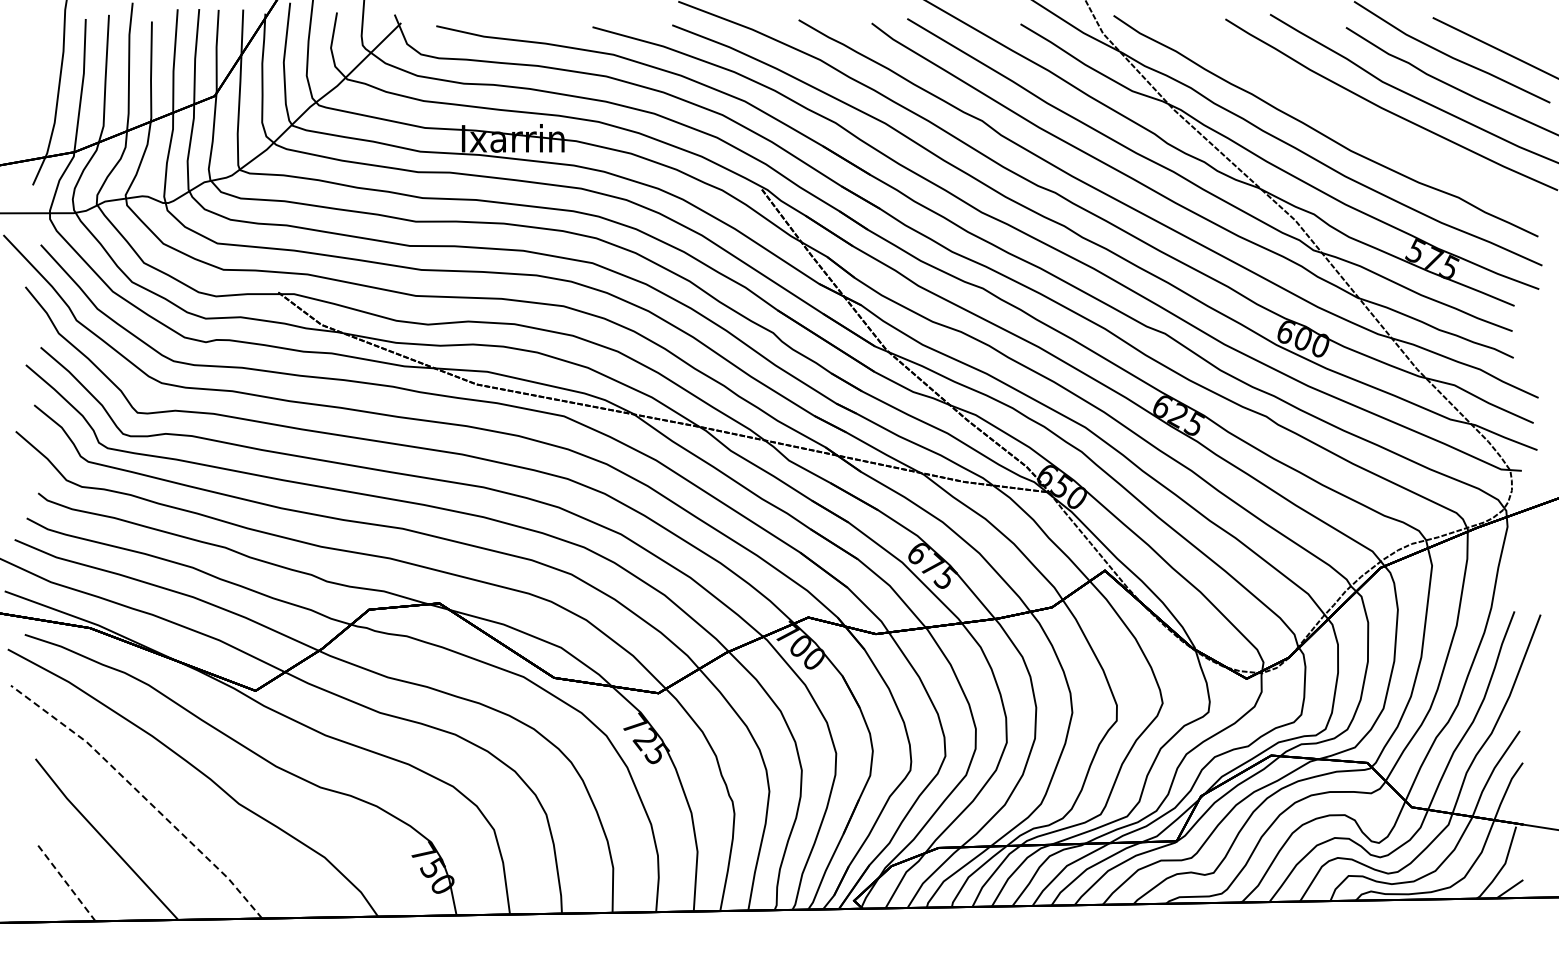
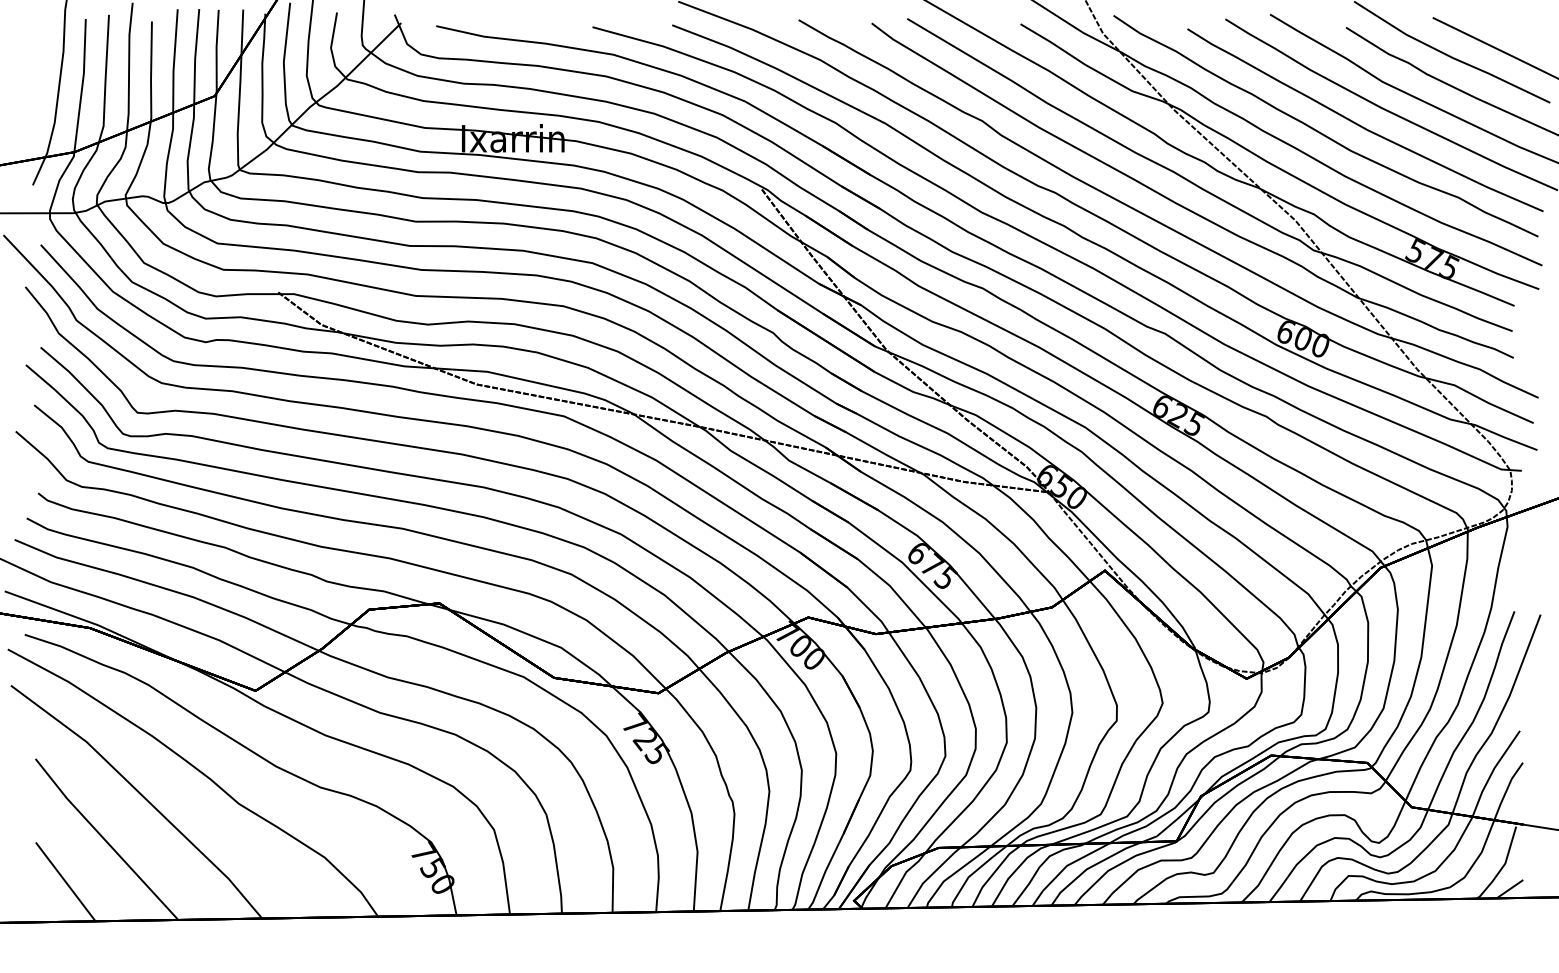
curve: none -> present (1361, 125)
line: dashed -> solid (142, 795)
line: dashed -> solid (65, 881)
